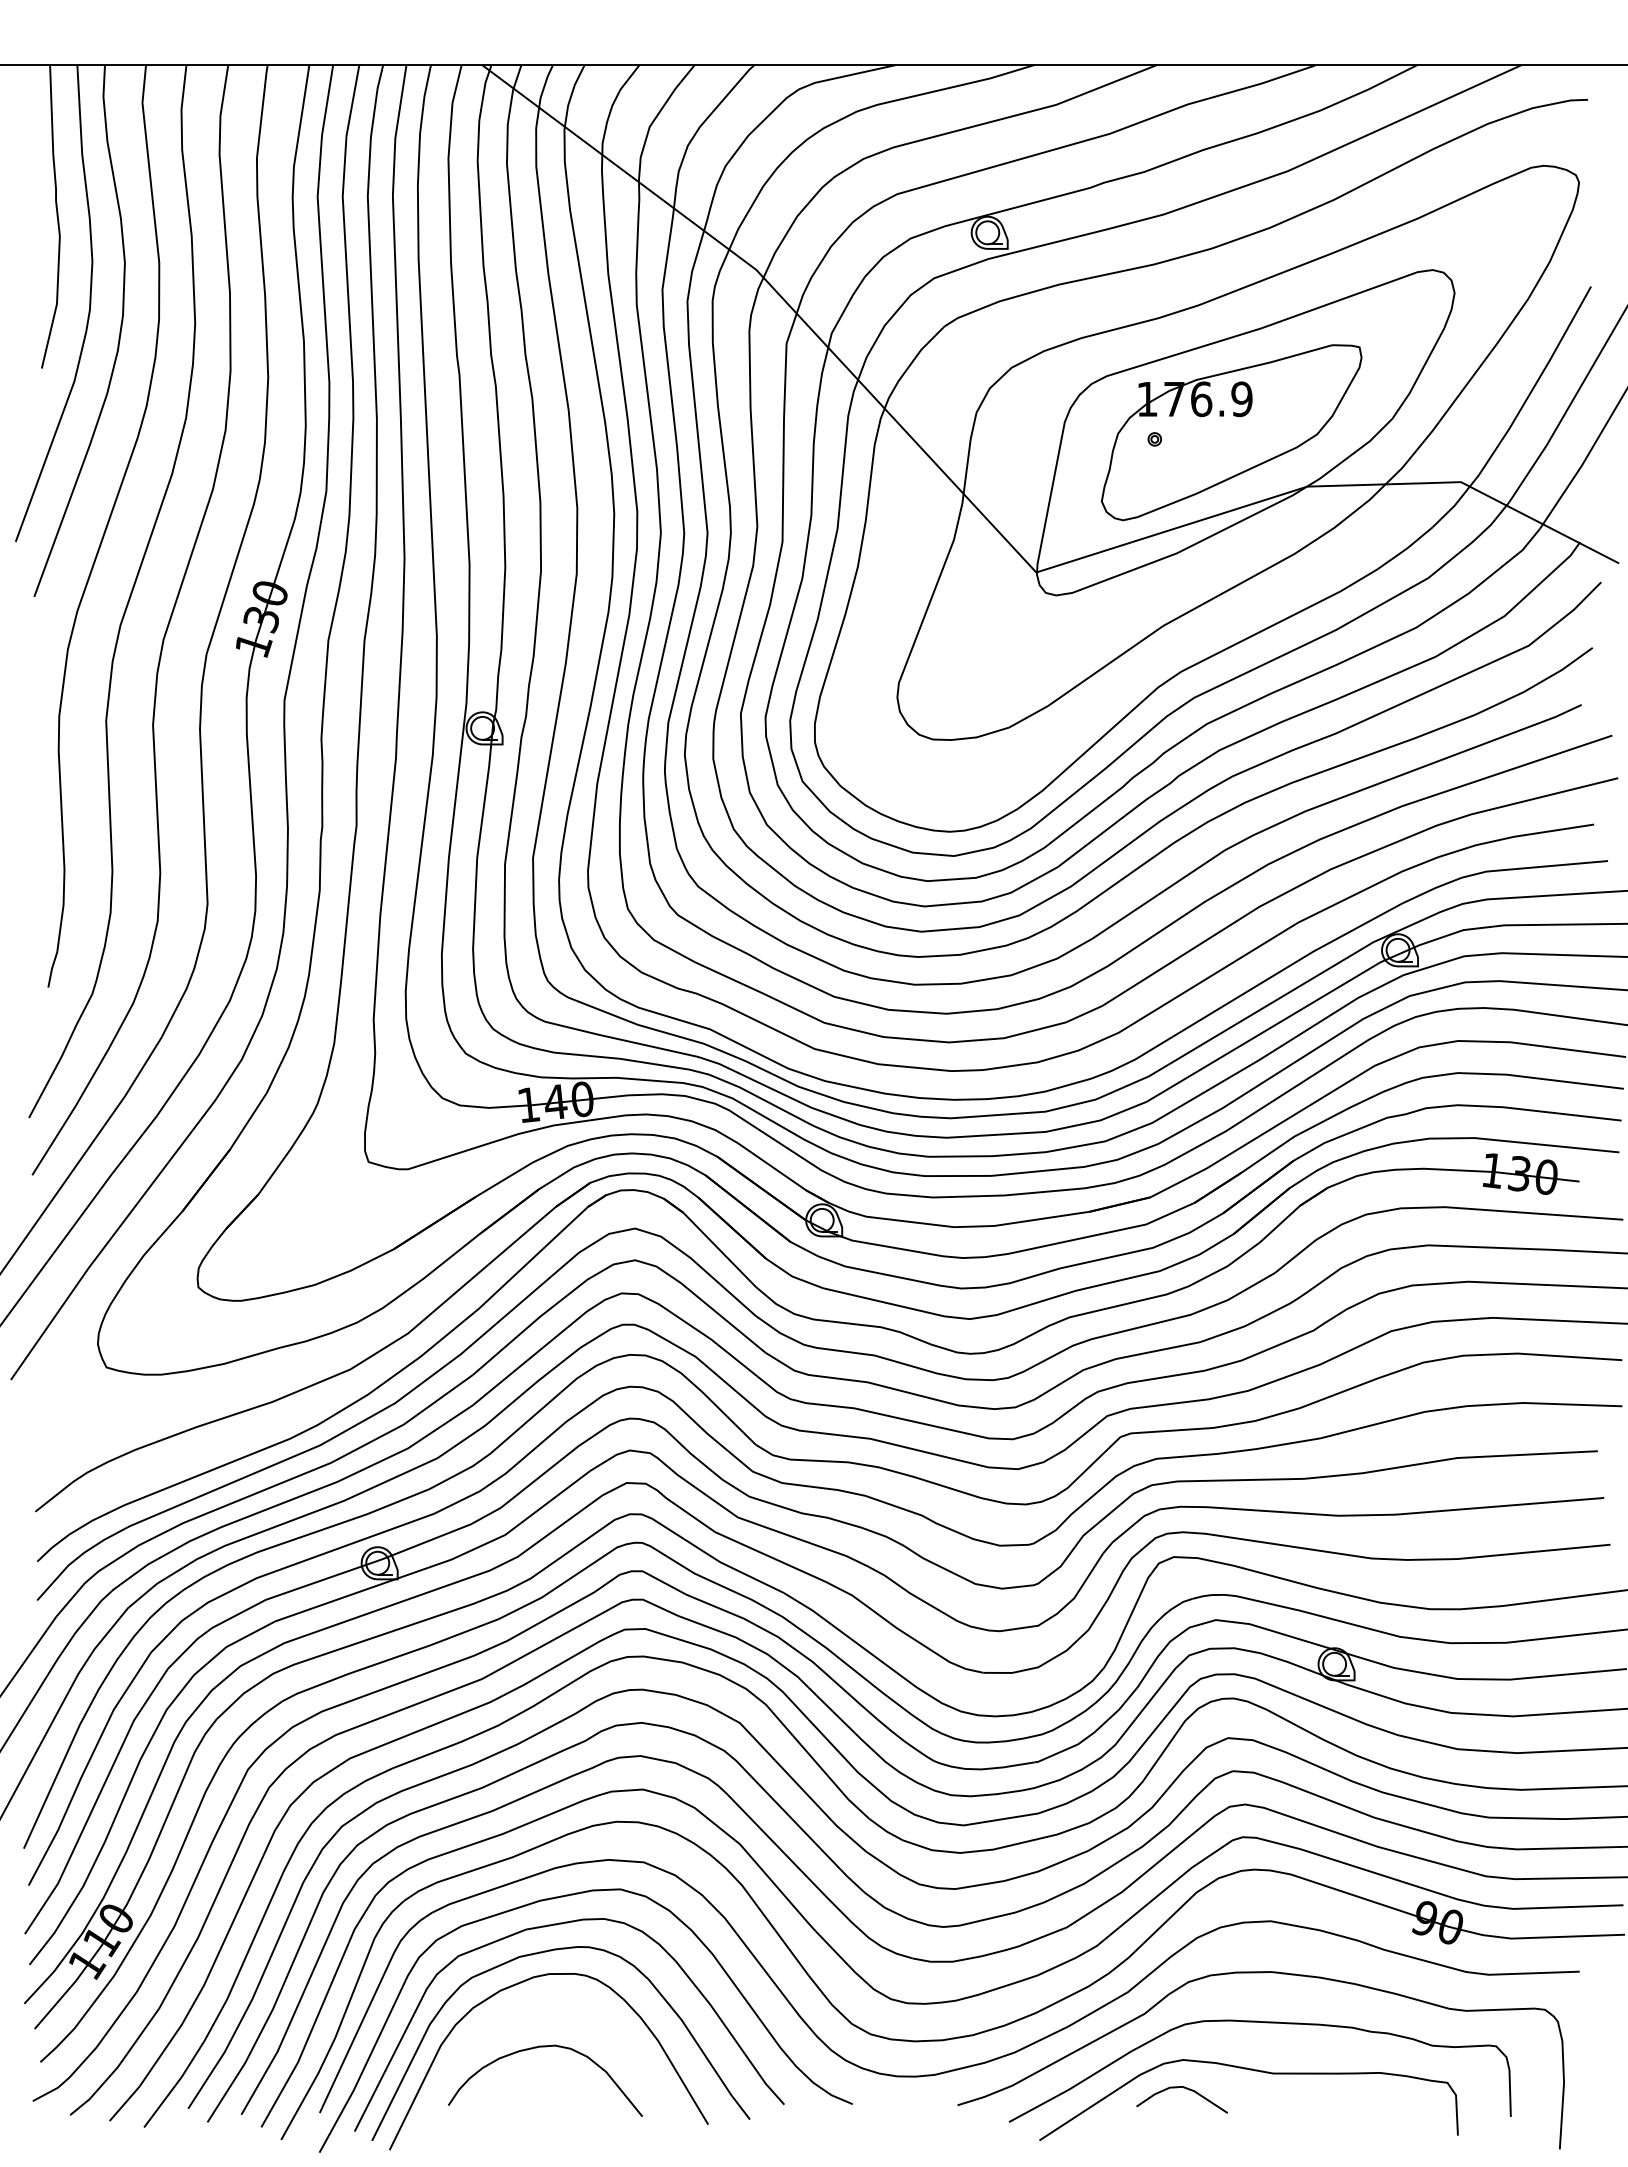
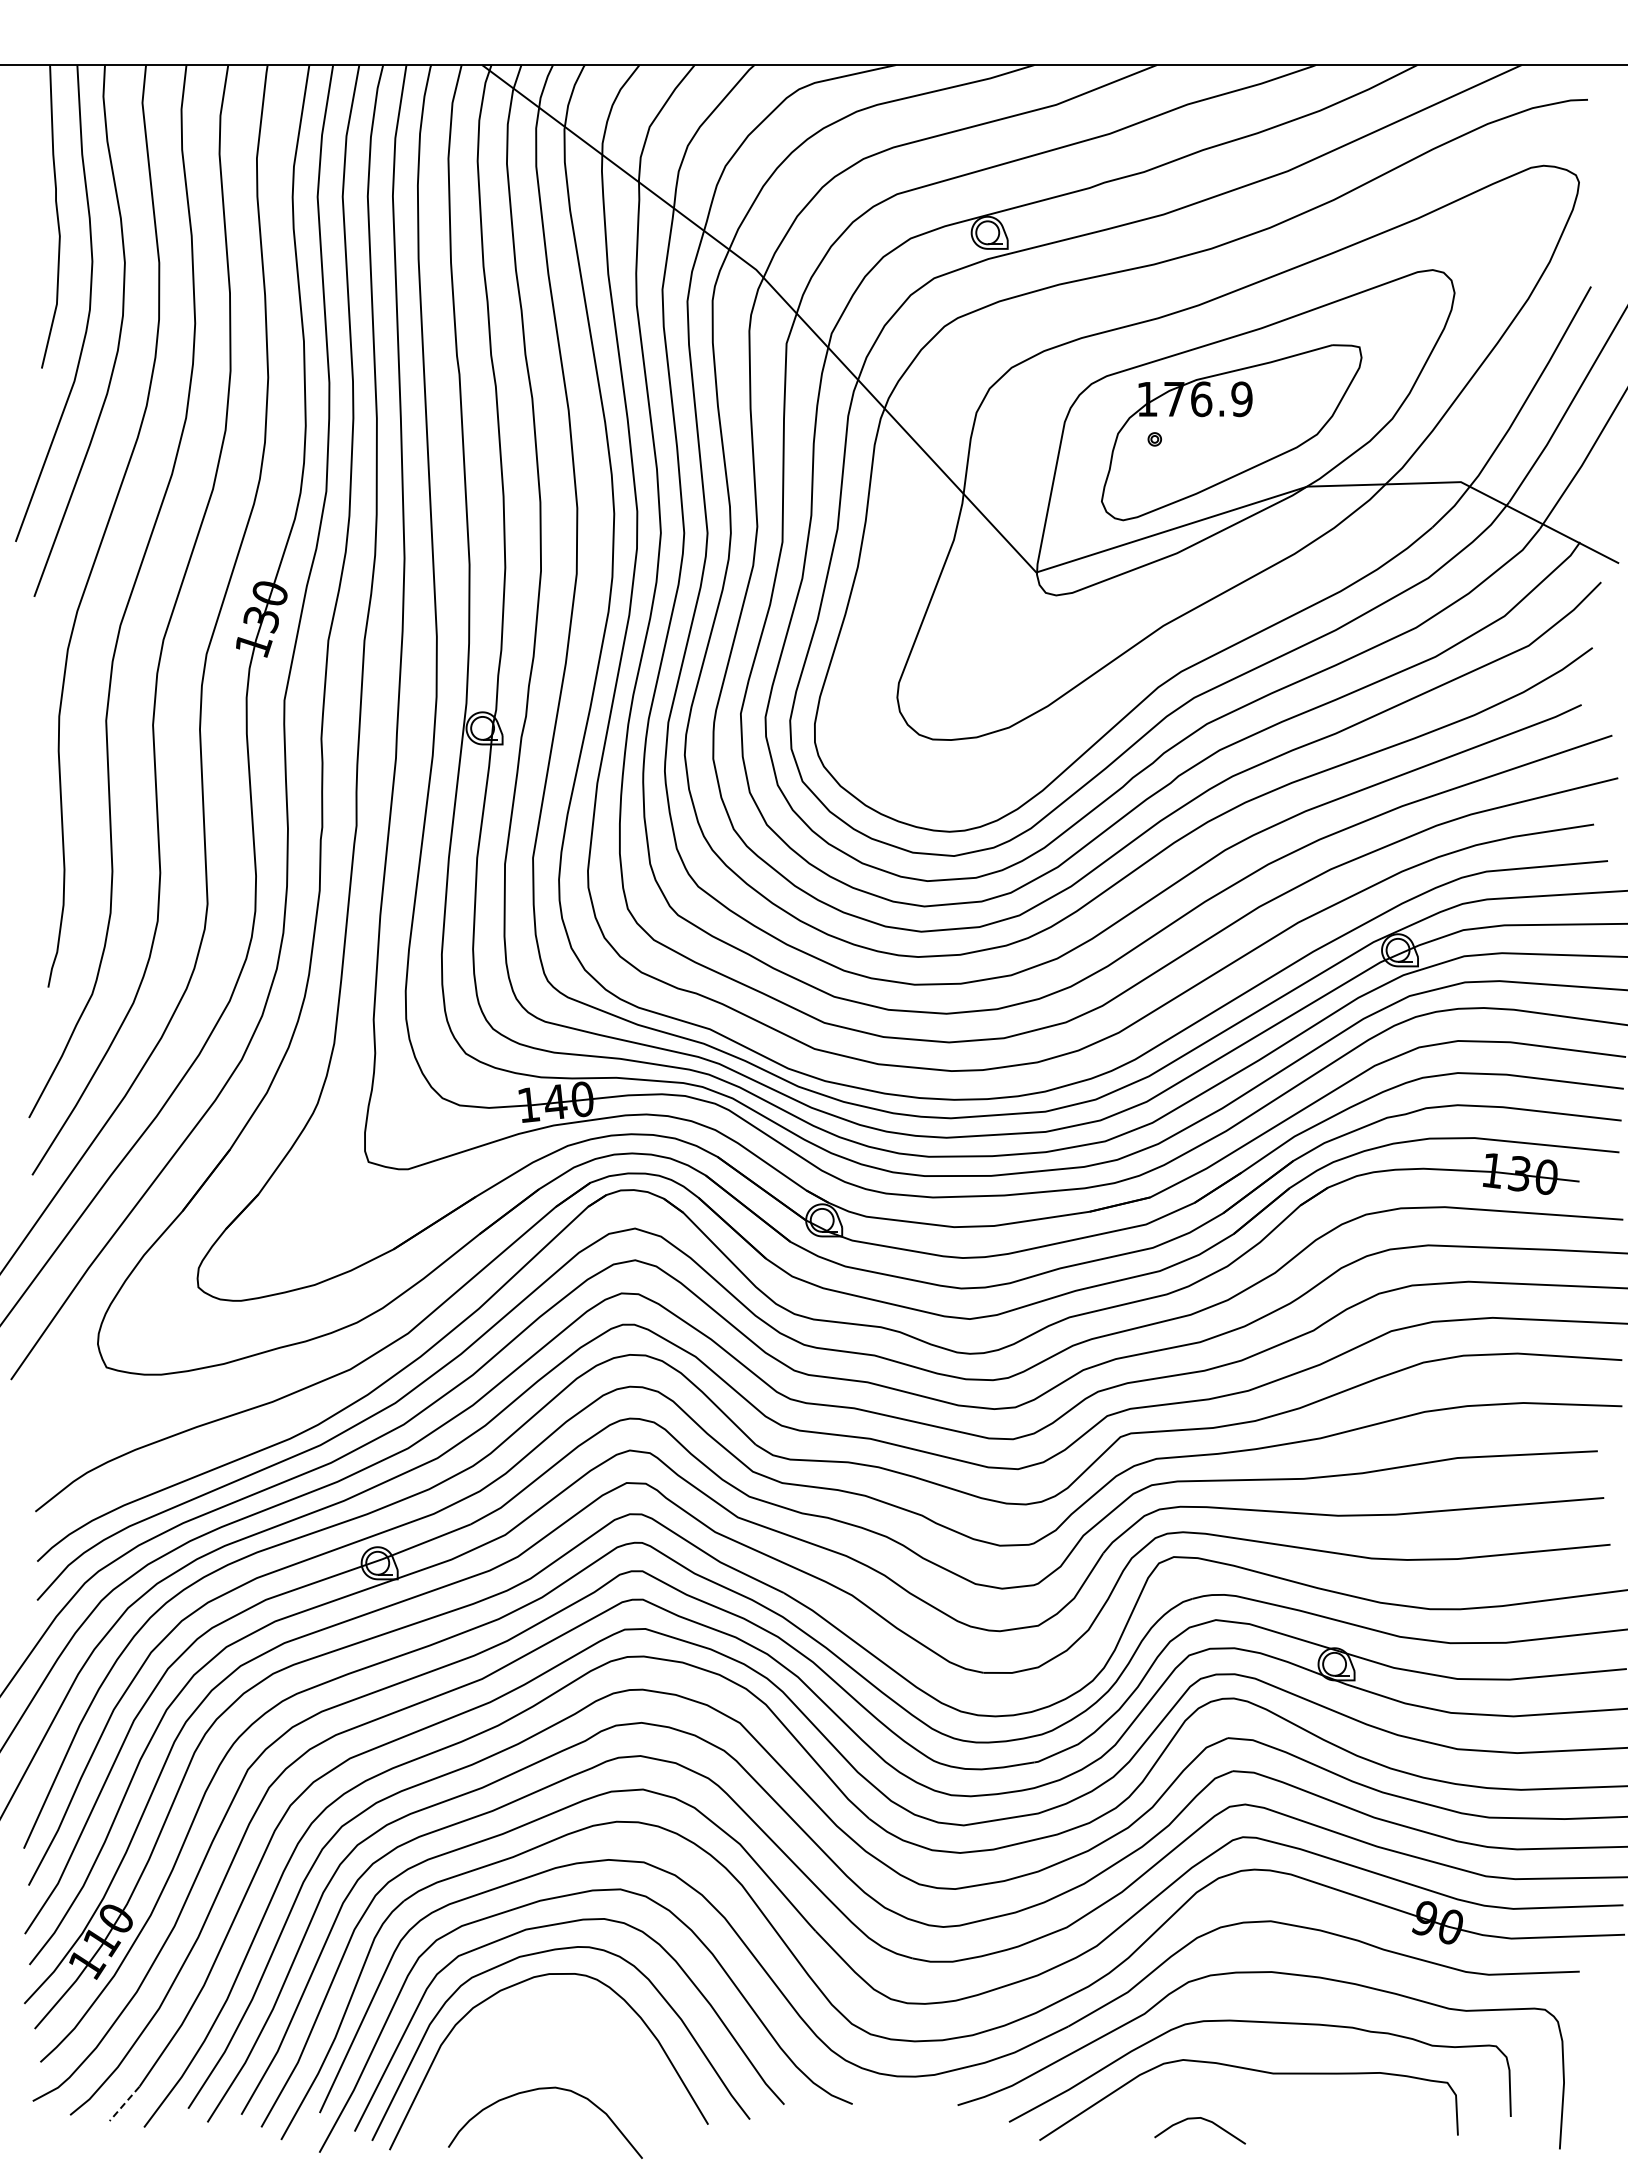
curve position: (545, 2047) -> (545, 2089) (545, 2089)
curve position: (1183, 2088) -> (1201, 2119) (1201, 2119)
line: solid -> dashed (124, 2103)
